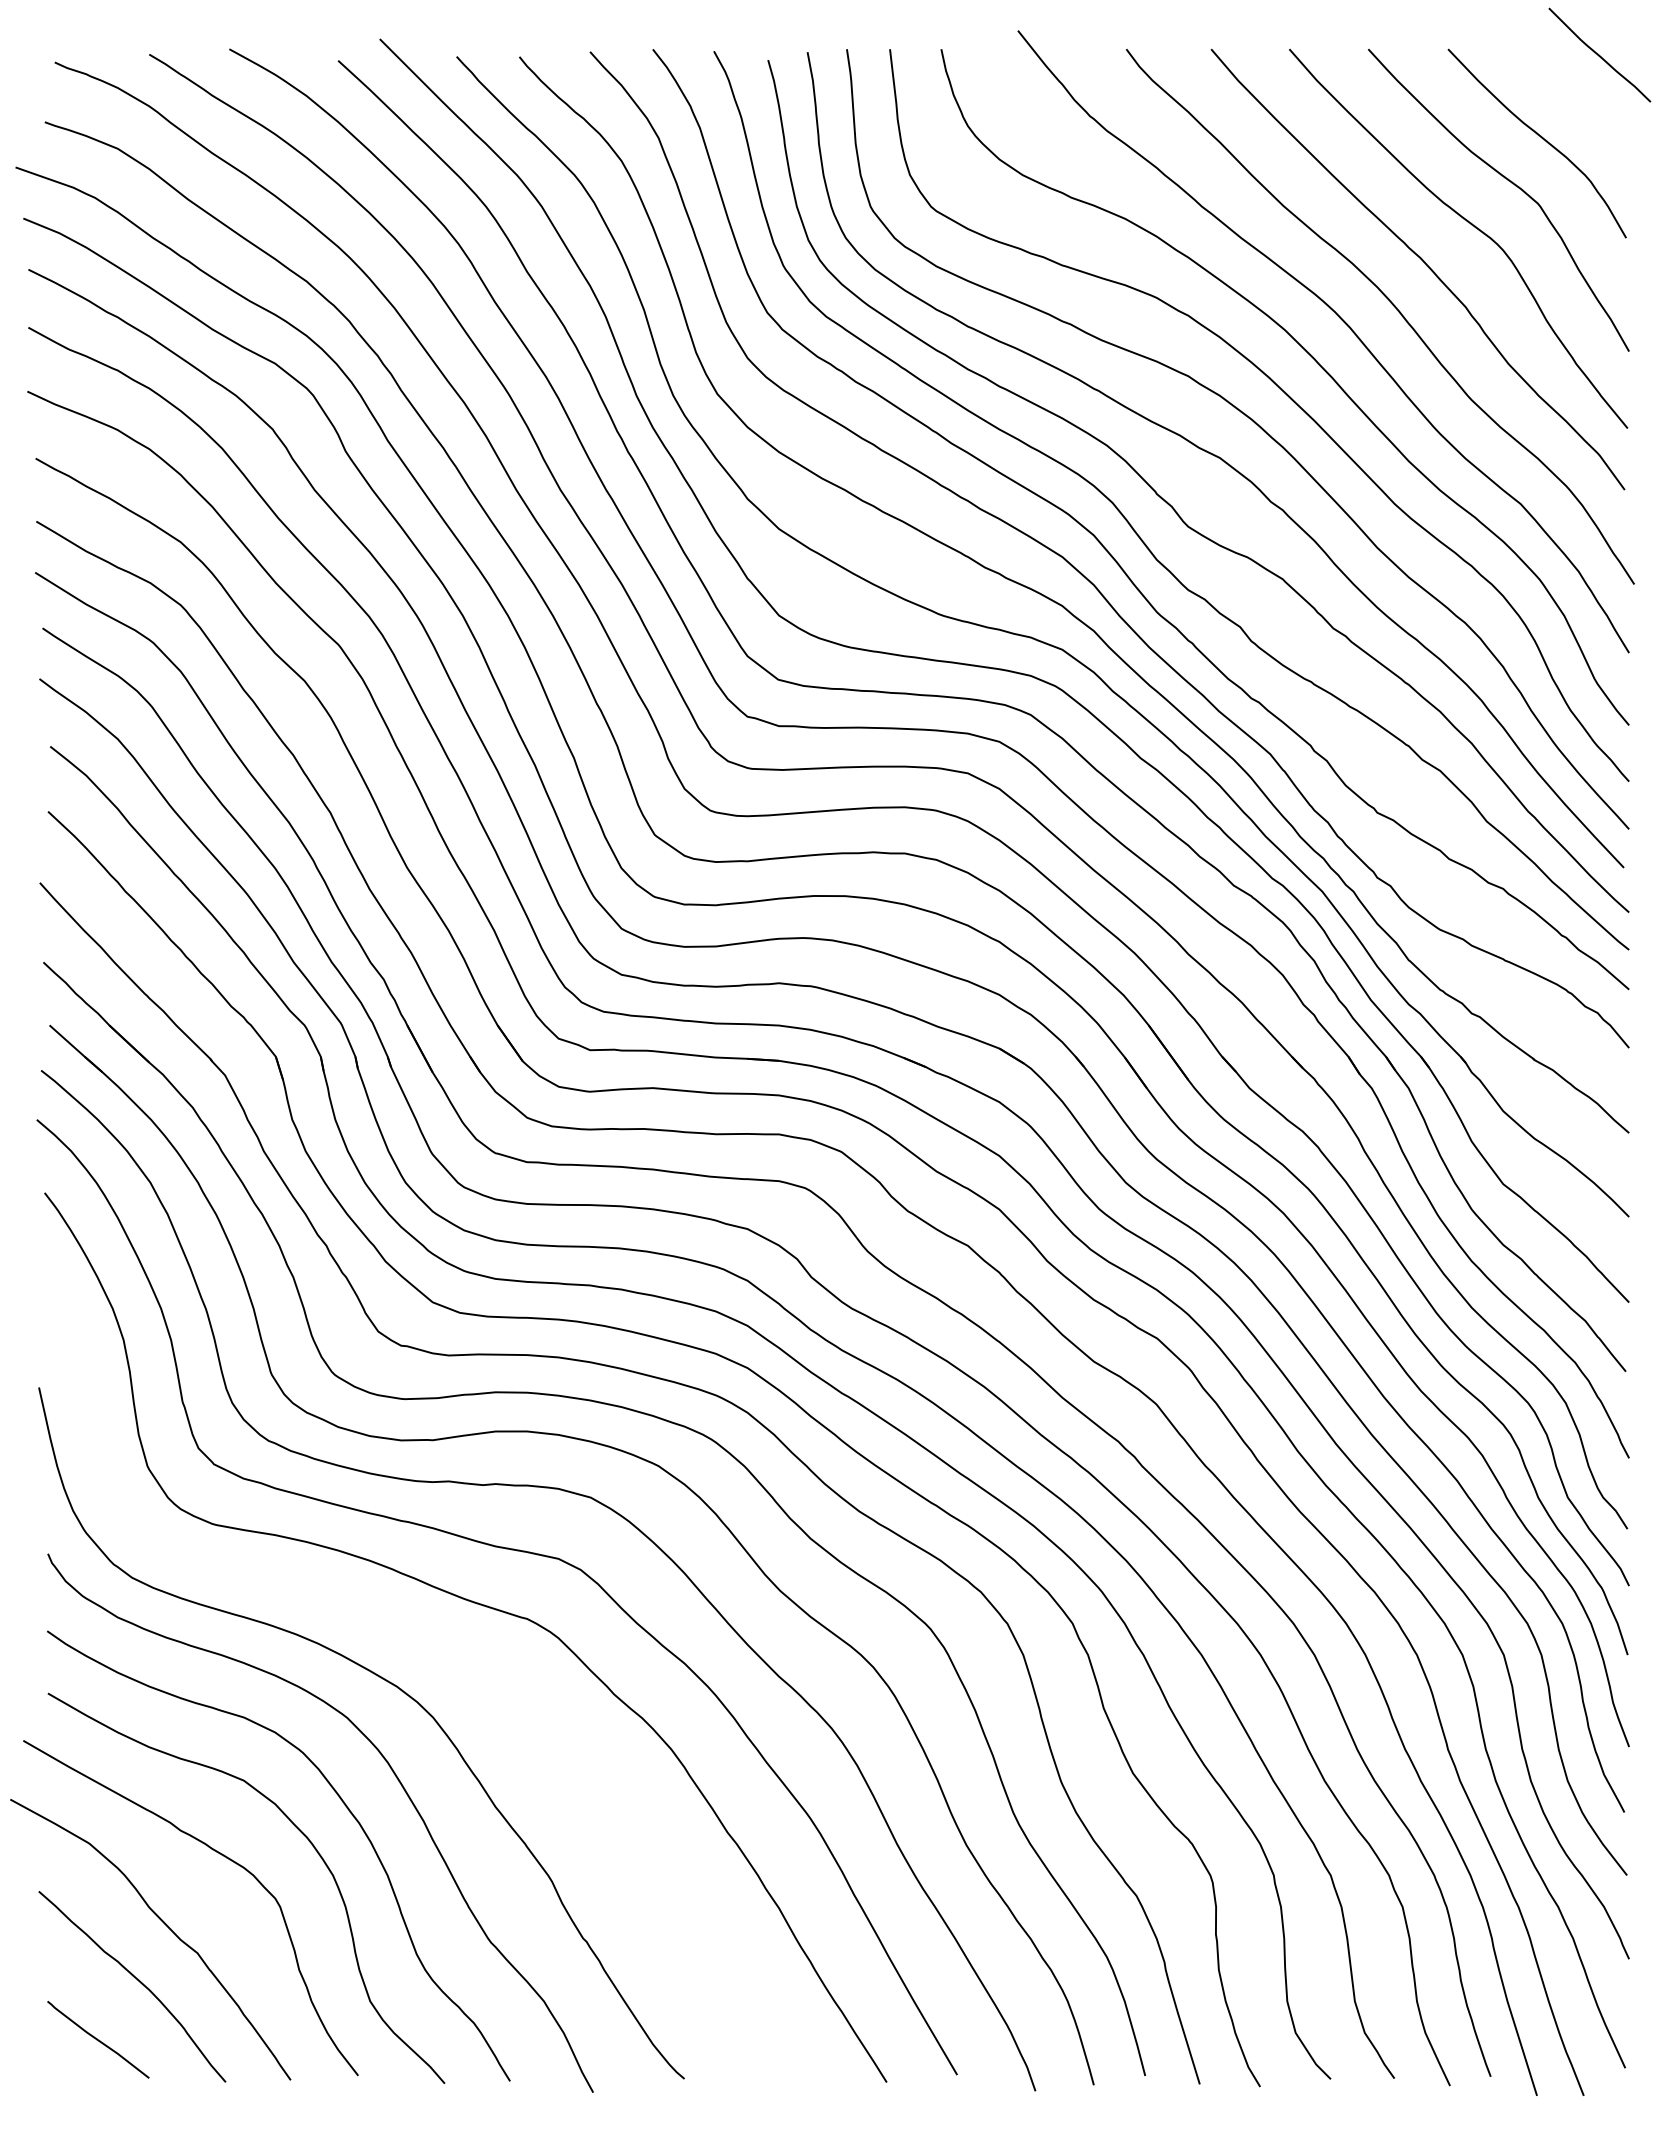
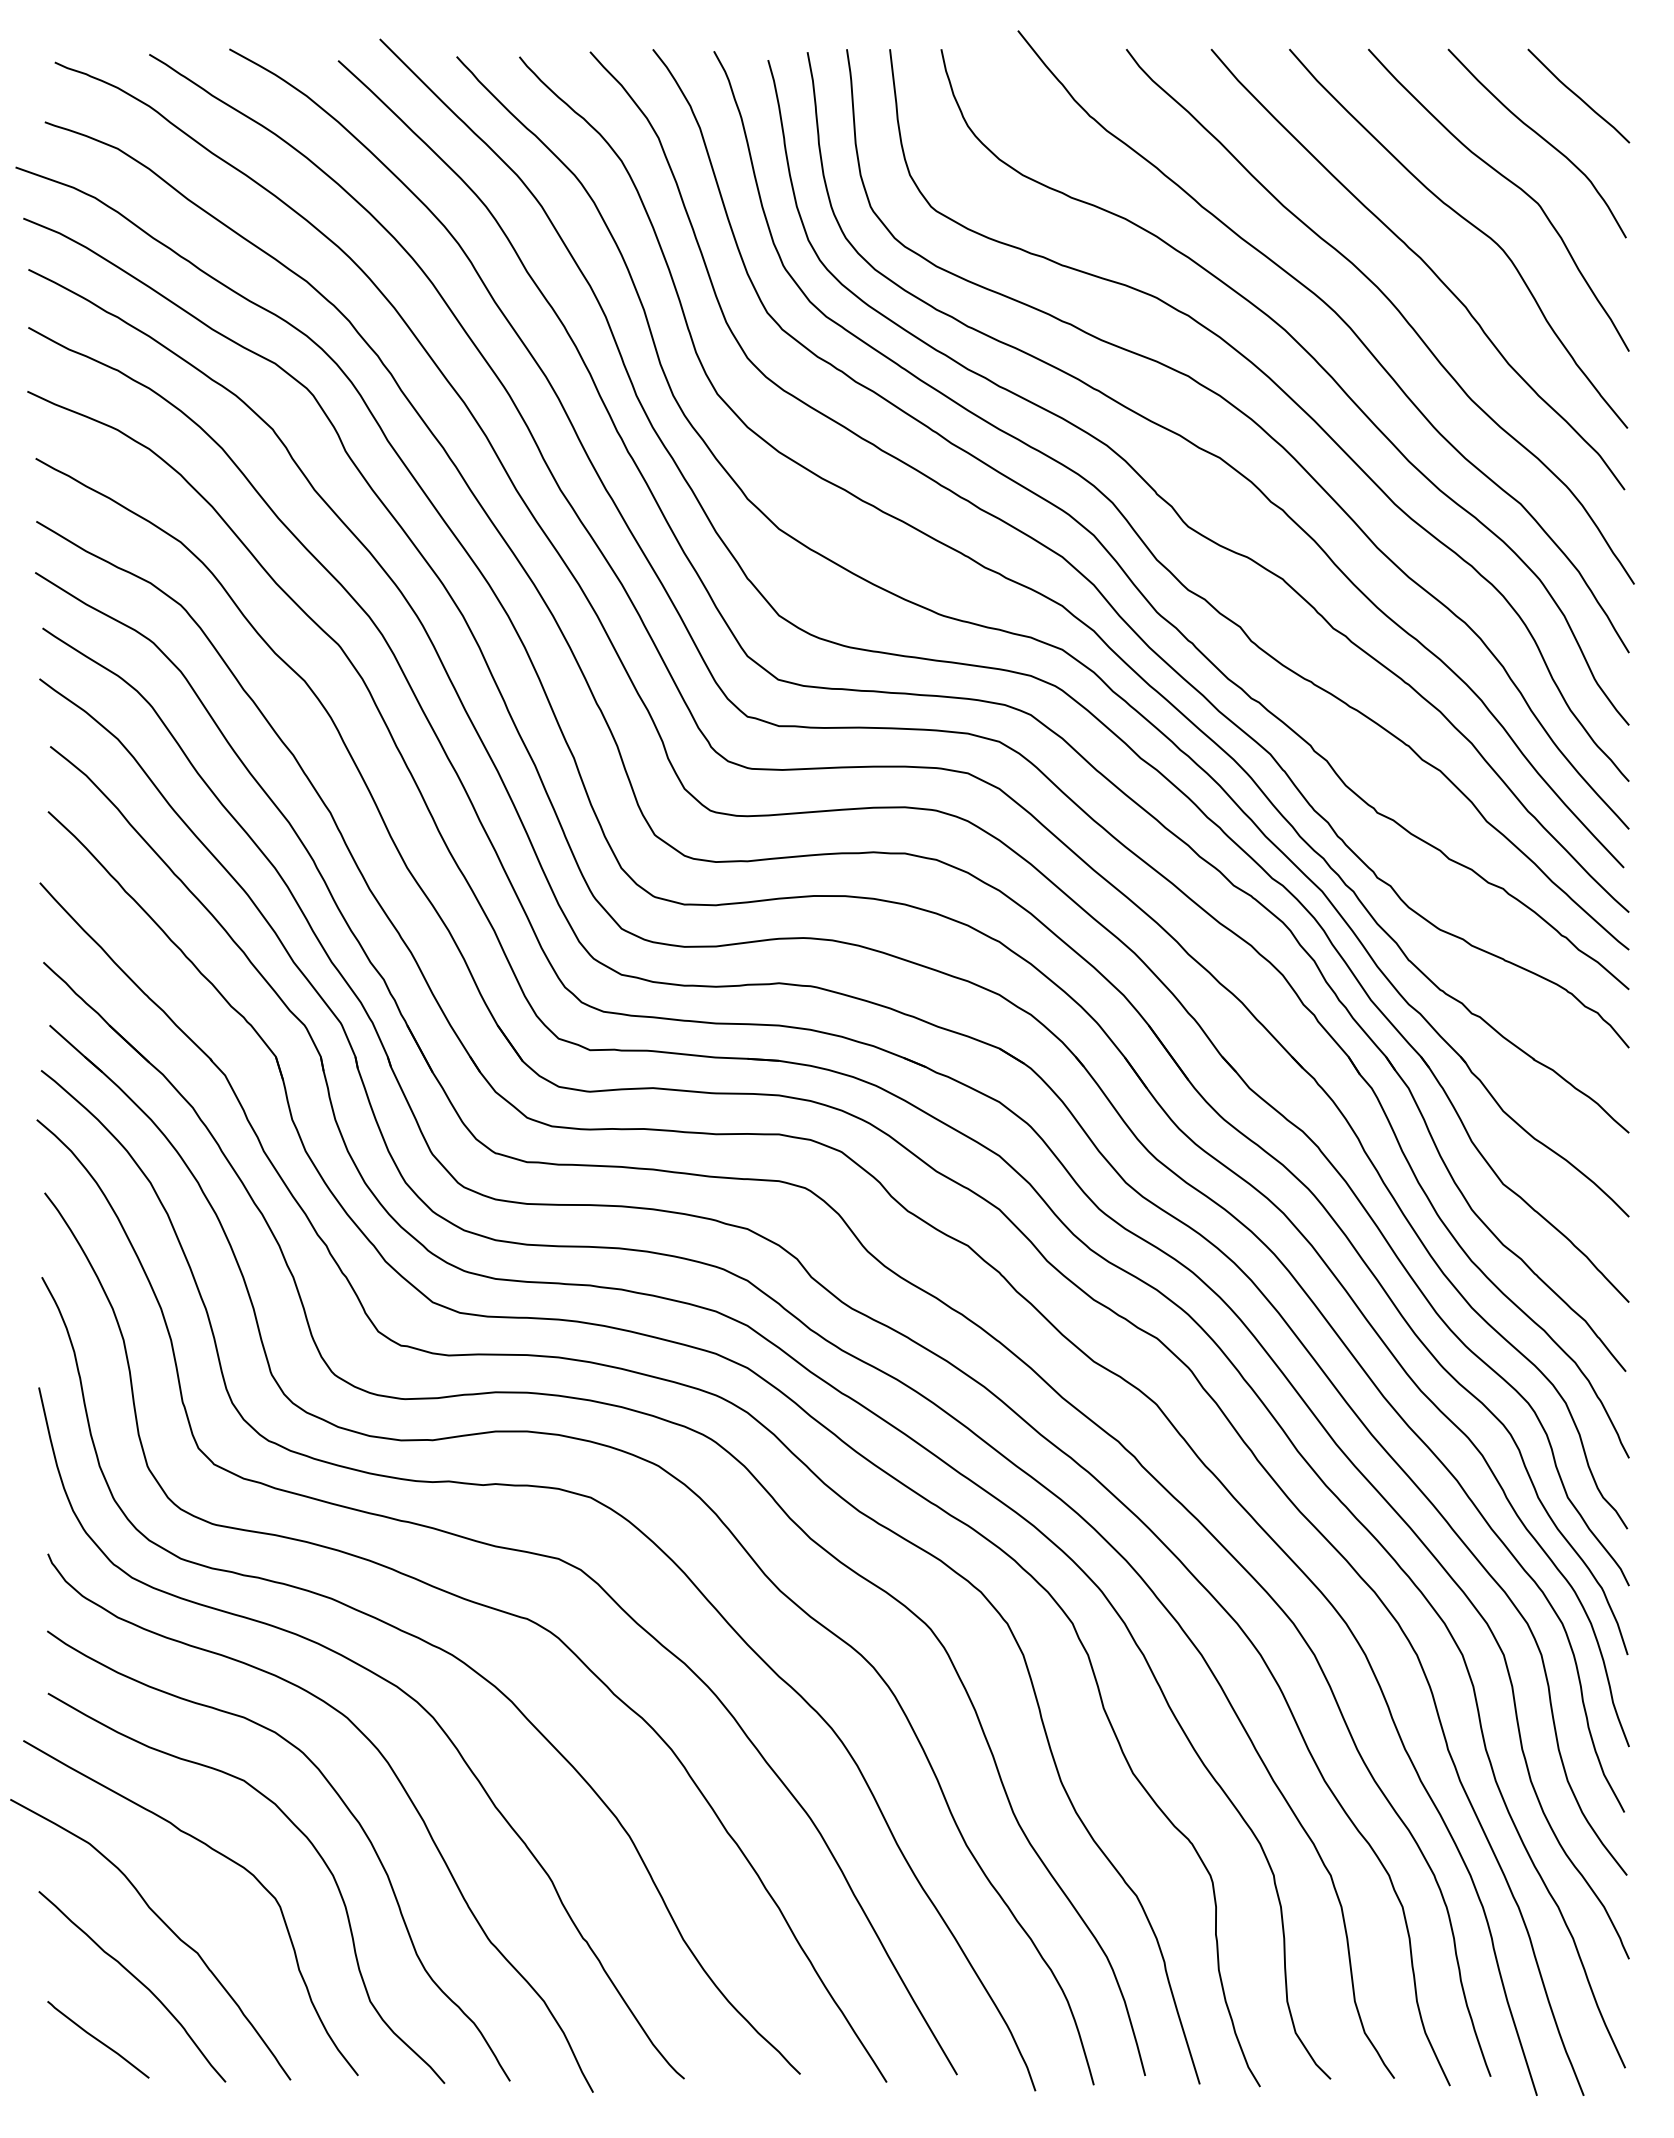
curve position: (1599, 54) -> (1578, 95) (1578, 95)
curve: none -> present (434, 1647)
